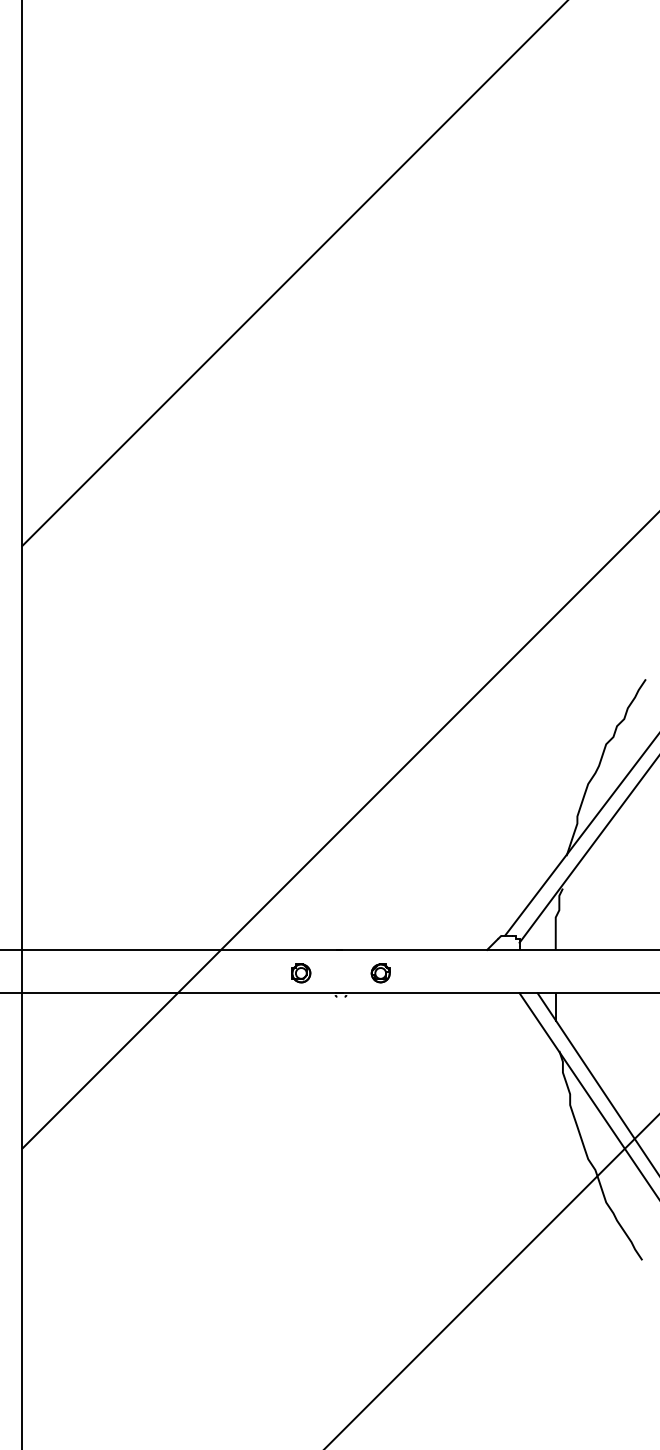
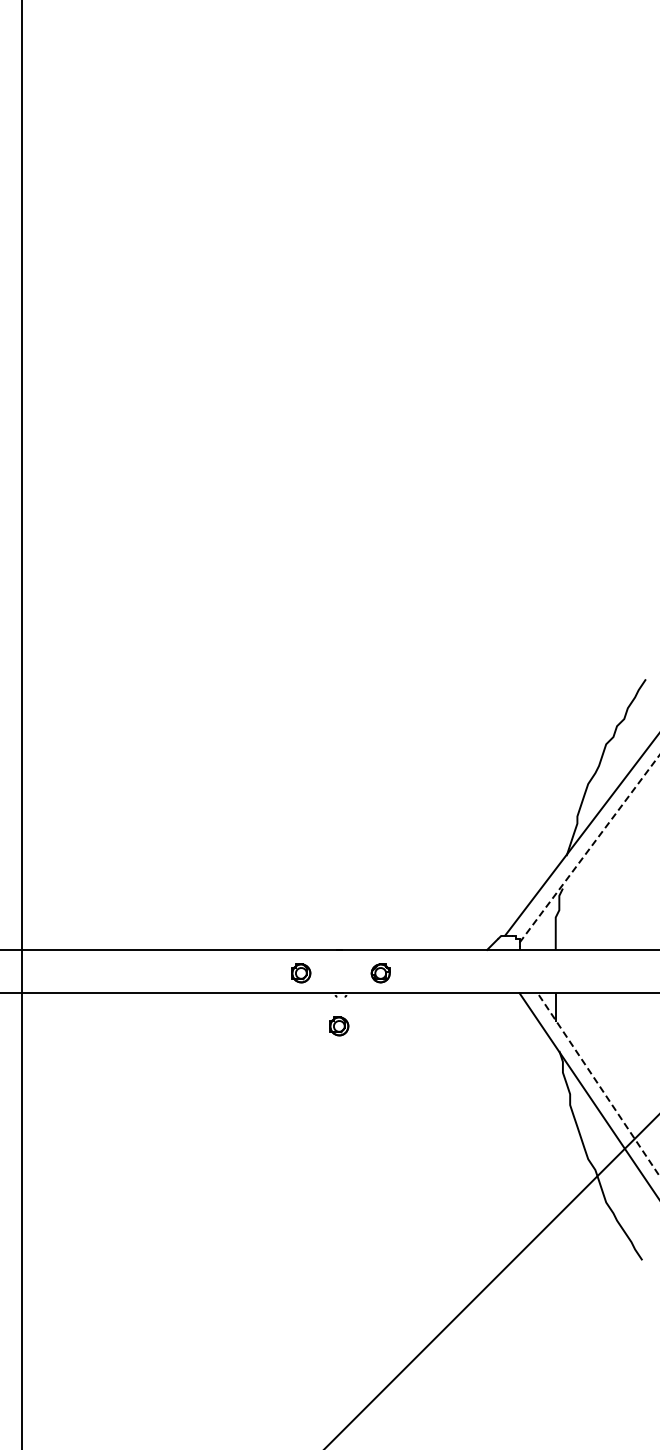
line: present -> none (294, 273)
line: present -> none (339, 831)
line: solid -> dashed (590, 848)
part: none -> present (339, 1026)
line: solid -> dashed (598, 1084)
